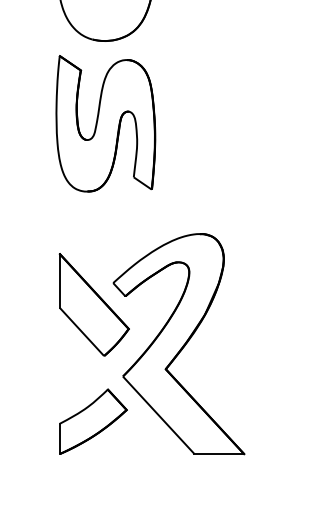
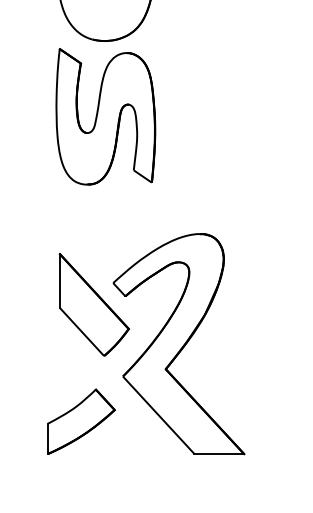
part position: (105, 123) -> (105, 116) (105, 116)
part position: (93, 421) -> (81, 421) (81, 421)
